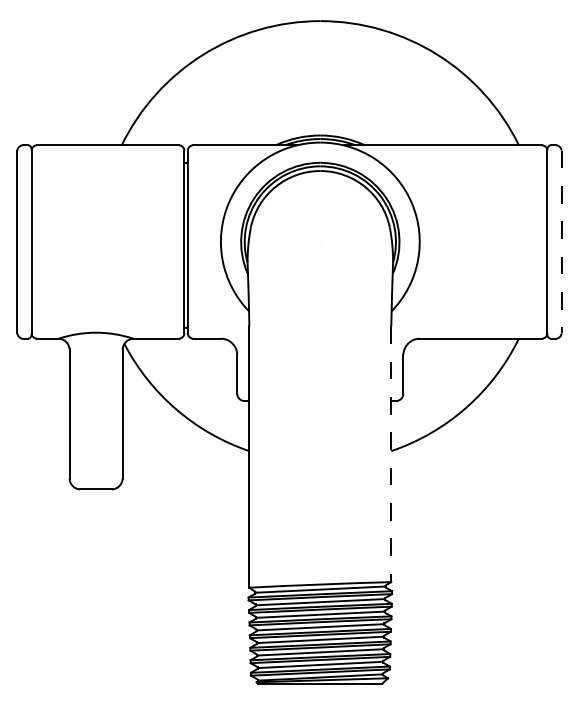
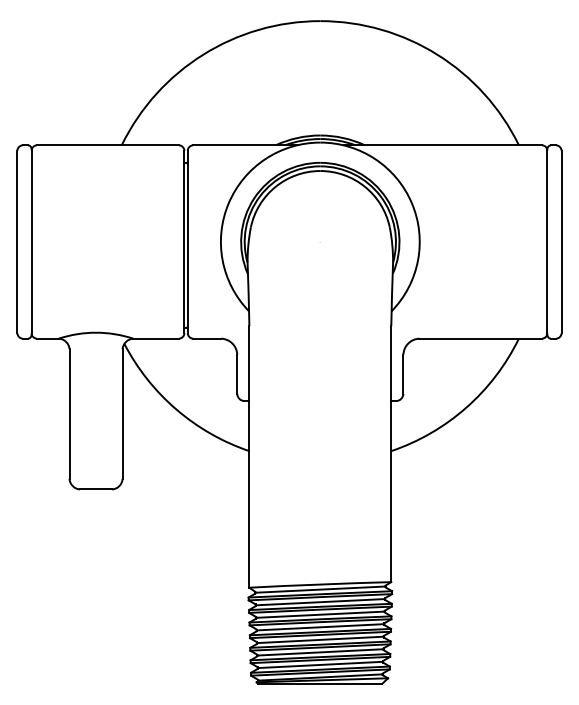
line: dashed -> solid (561, 242)
line: dashed -> solid (391, 454)
